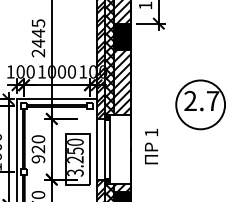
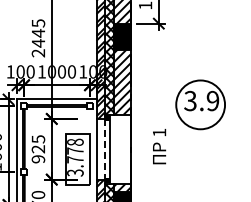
text: 2.7 -> 3.9 (201, 100)
text: 920 -> 925 (38, 139)
text position: (151, 146) -> (159, 146) (159, 146)
line: solid -> dashed (104, 149)
text: 3.250 -> 3.778 (75, 150)
